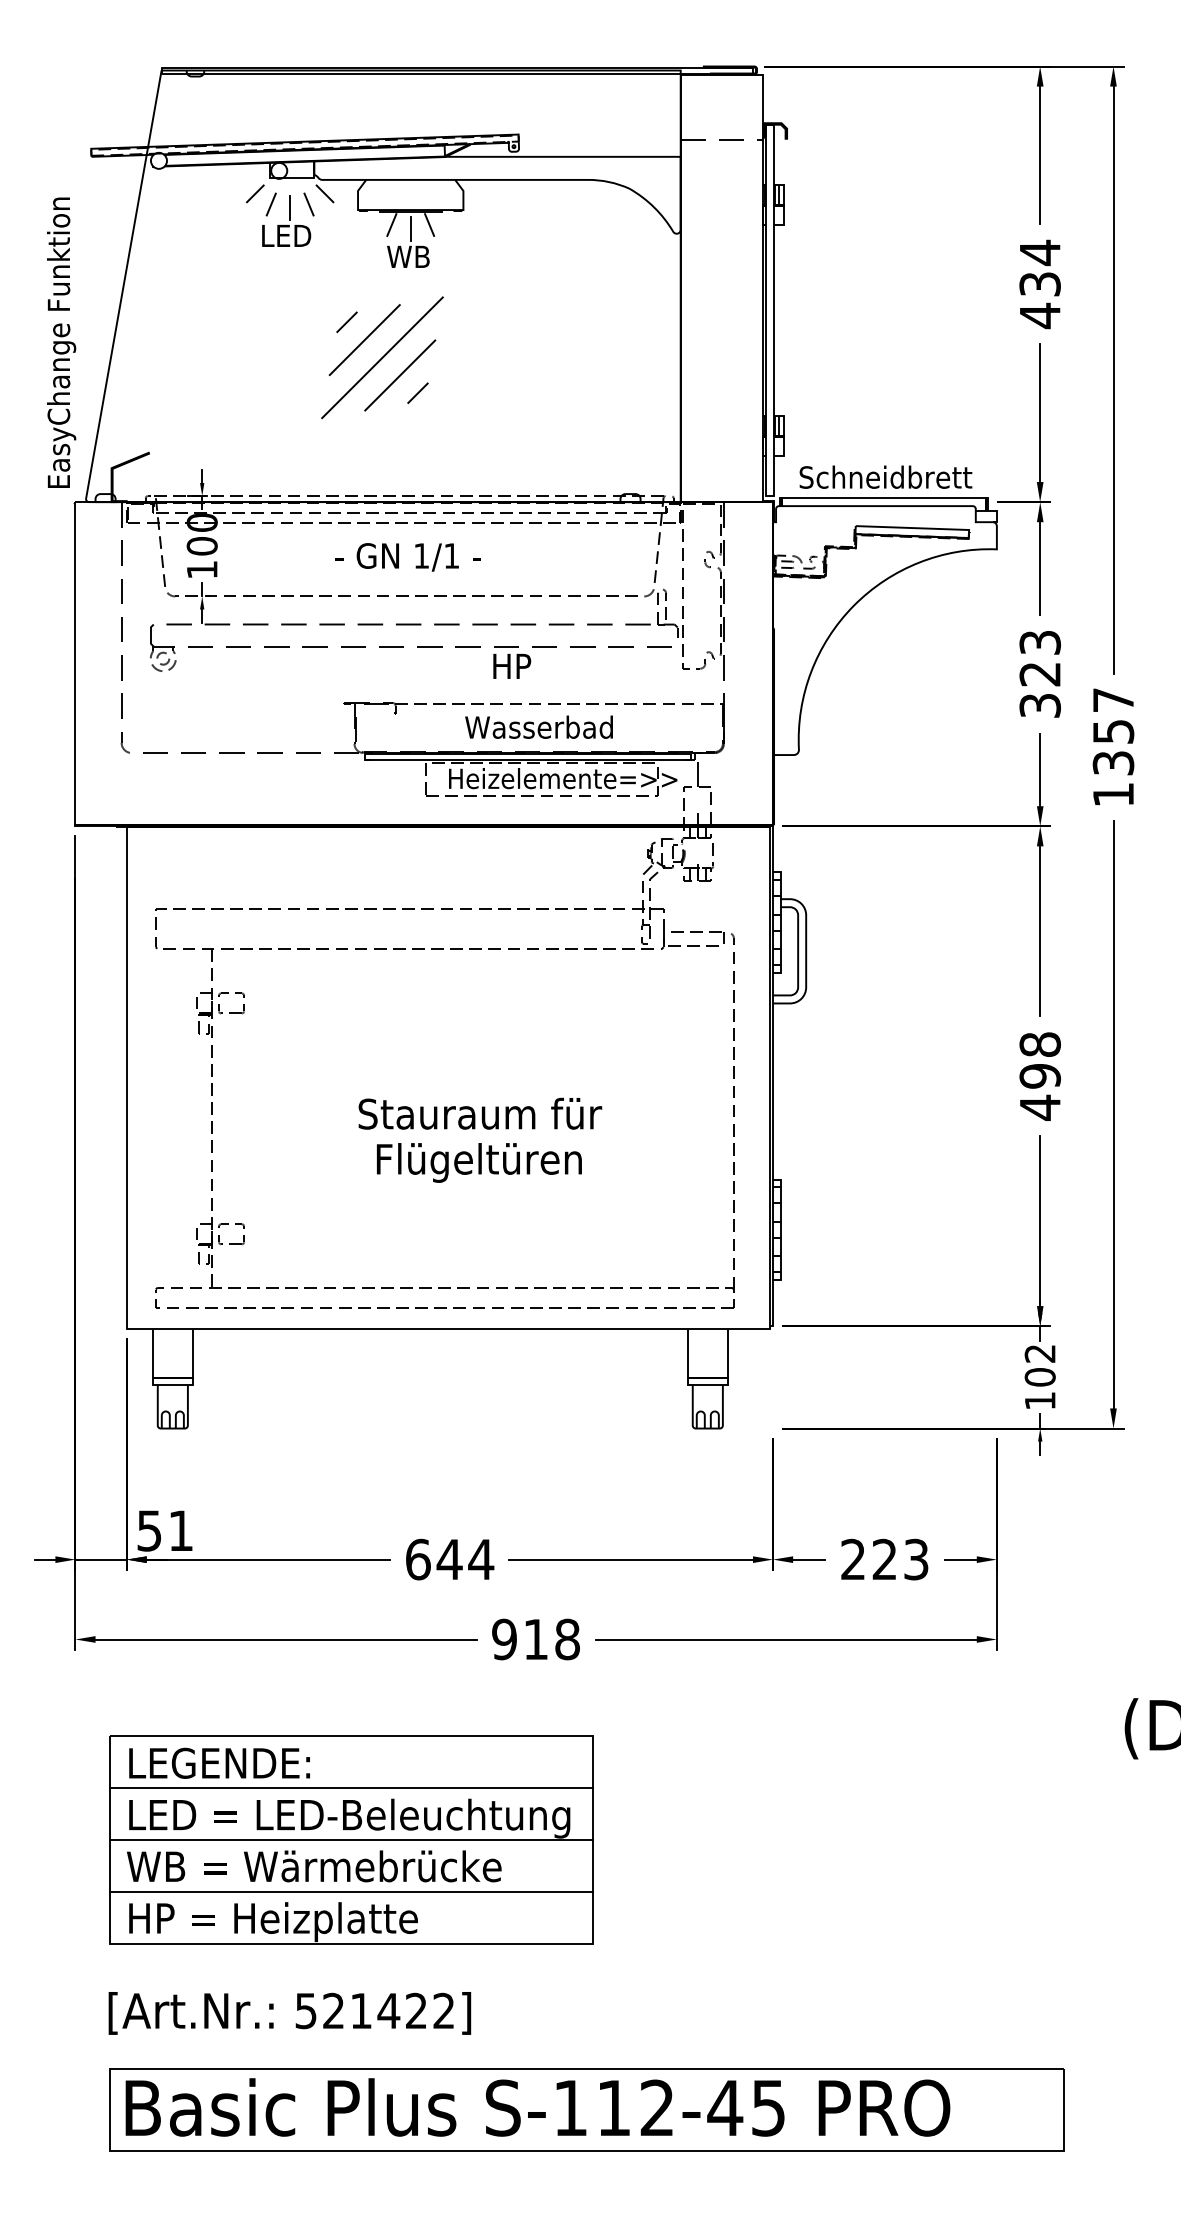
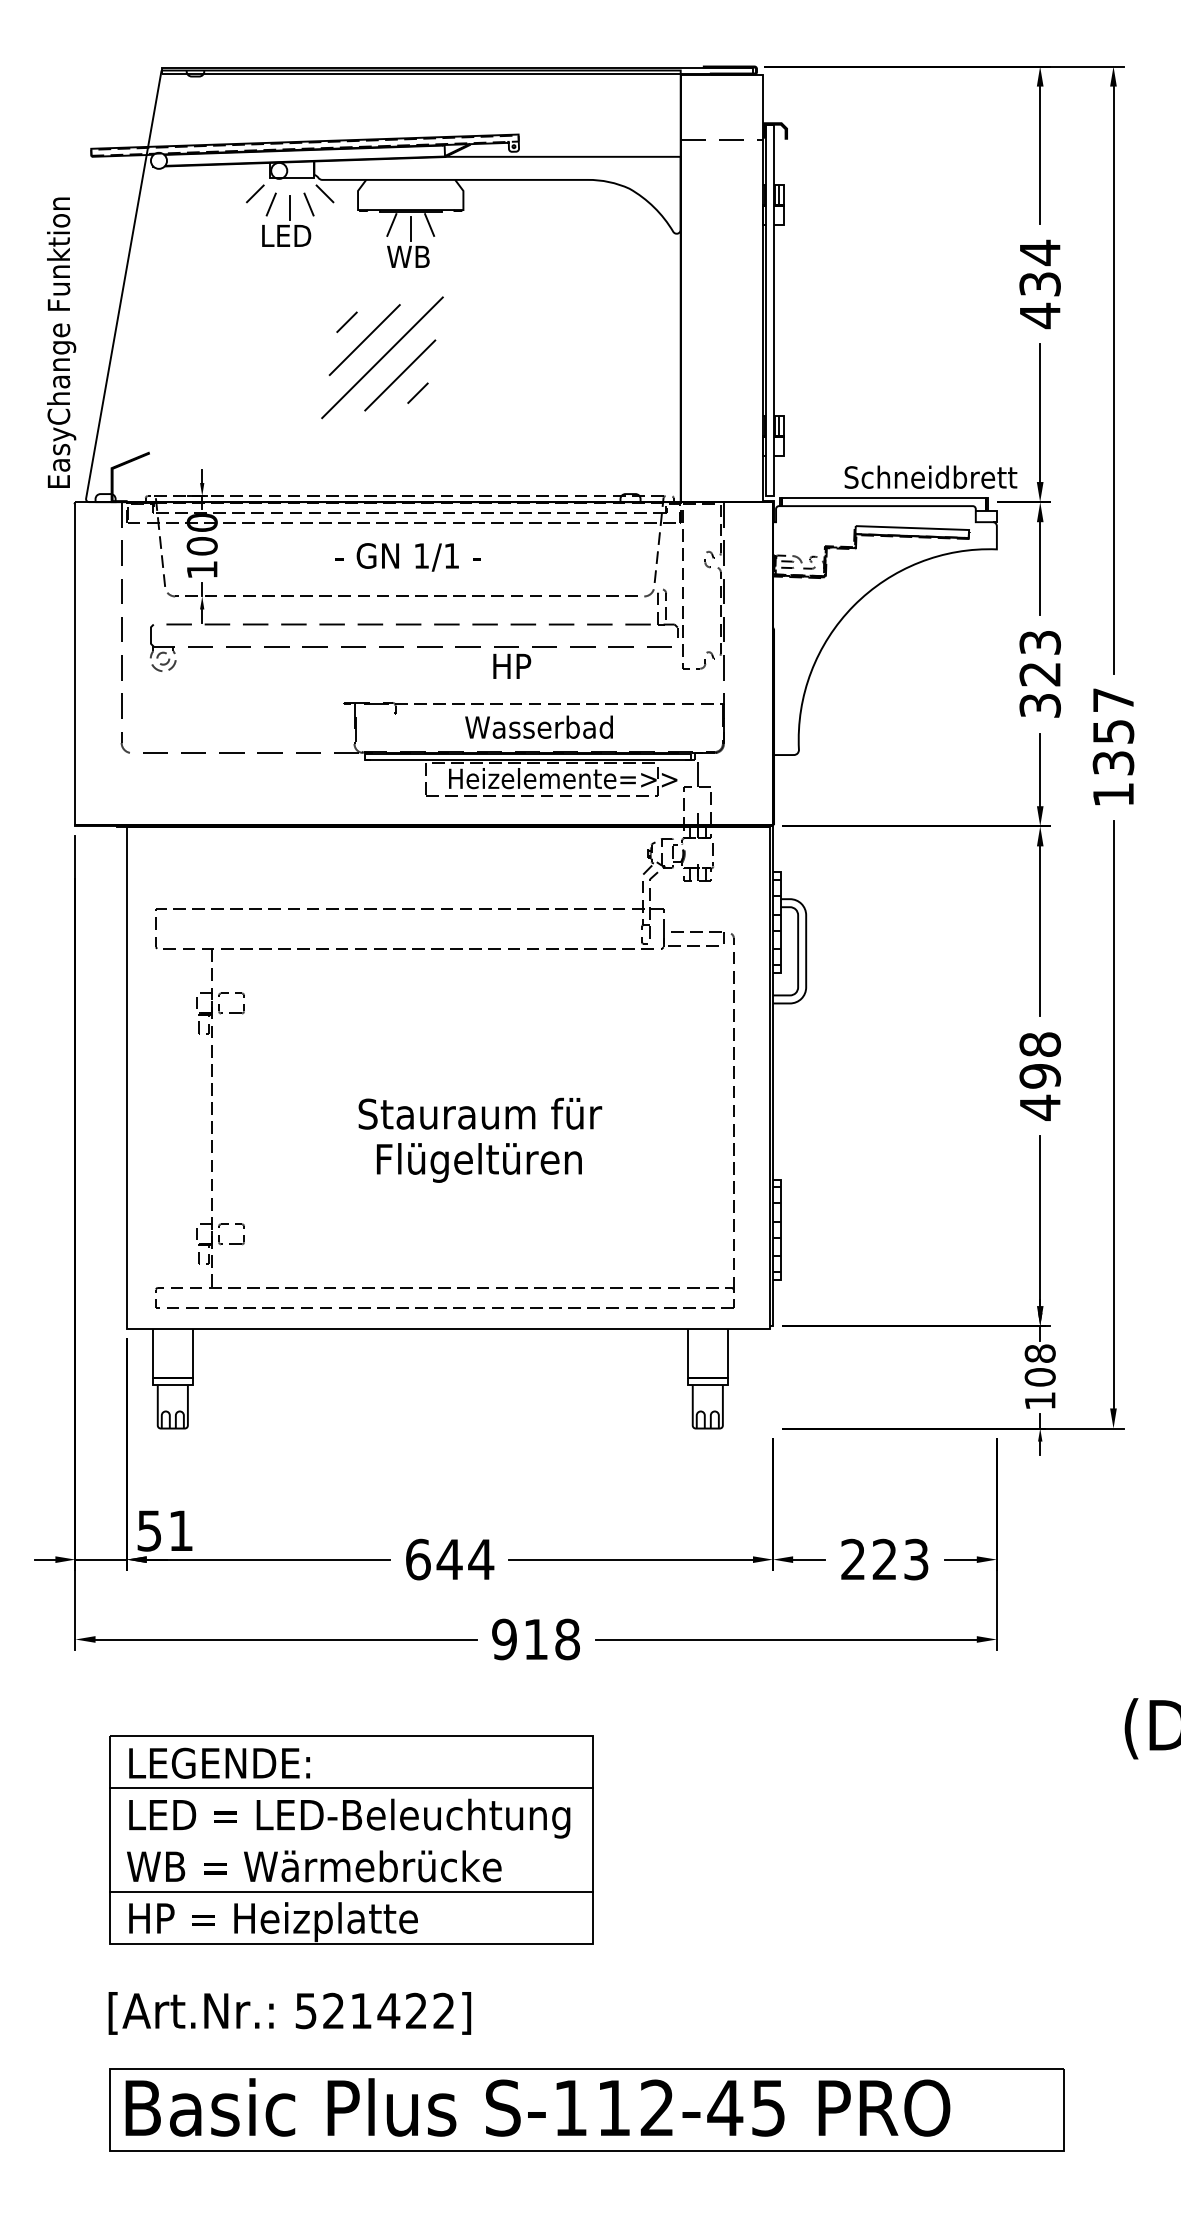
text position: (885, 476) -> (930, 476) (930, 476)
text: 102 -> 108 (1039, 1353)
line: present -> none (351, 1840)
